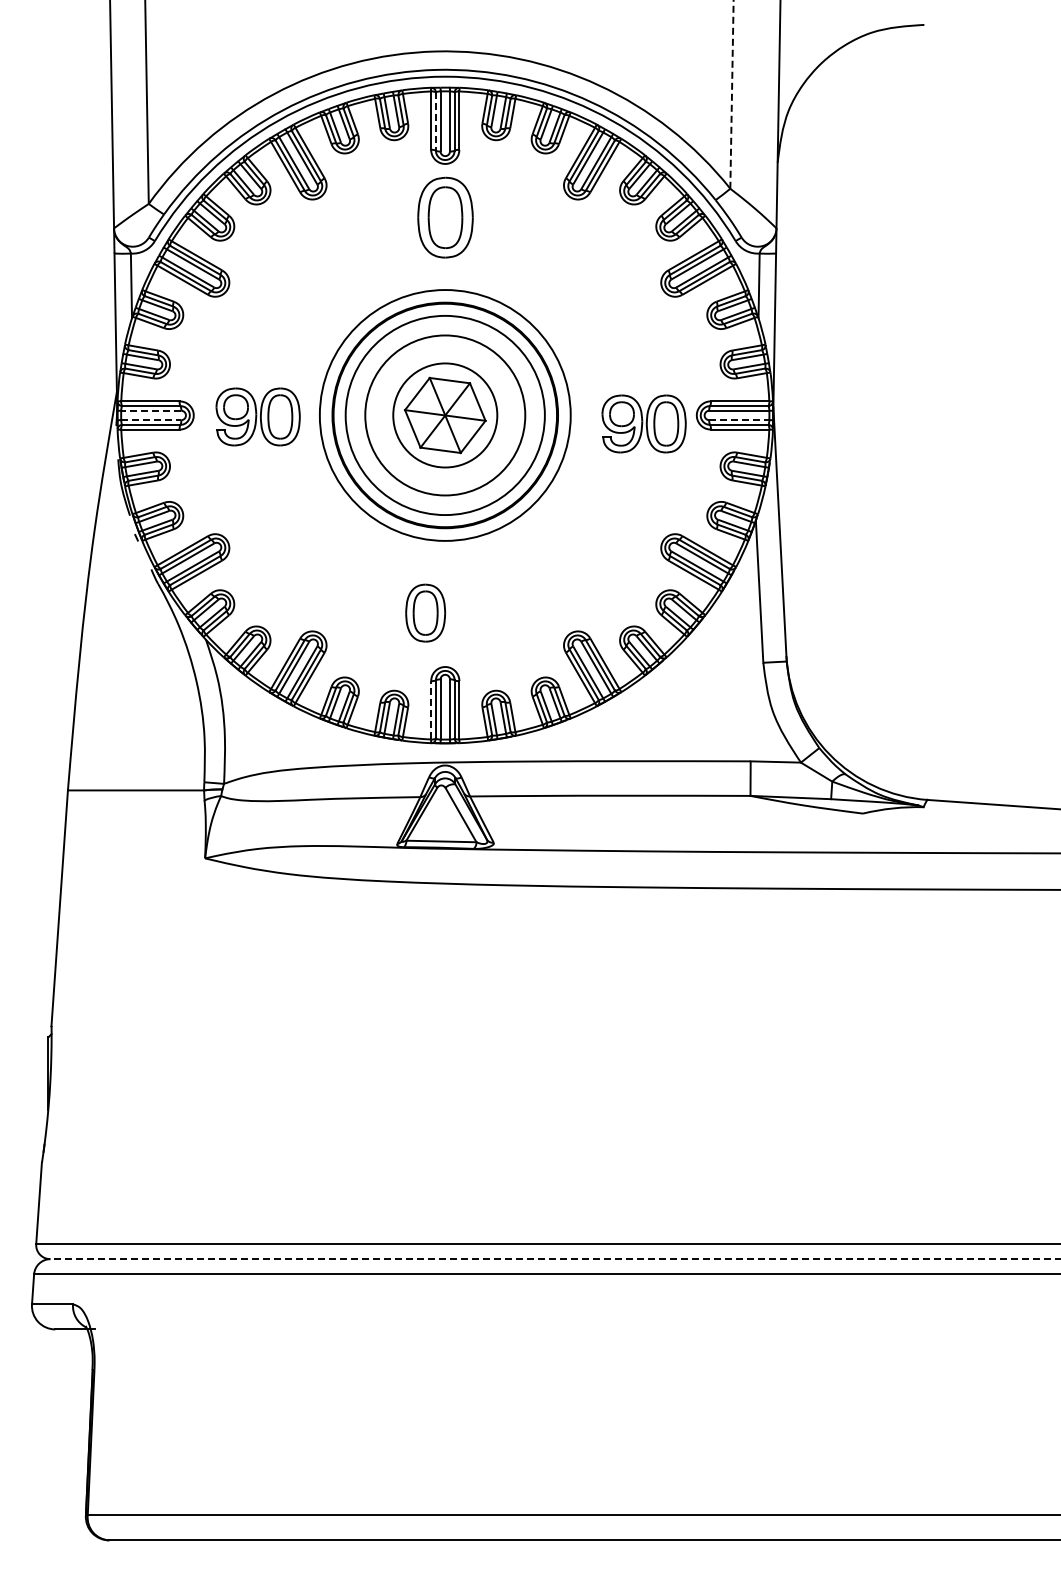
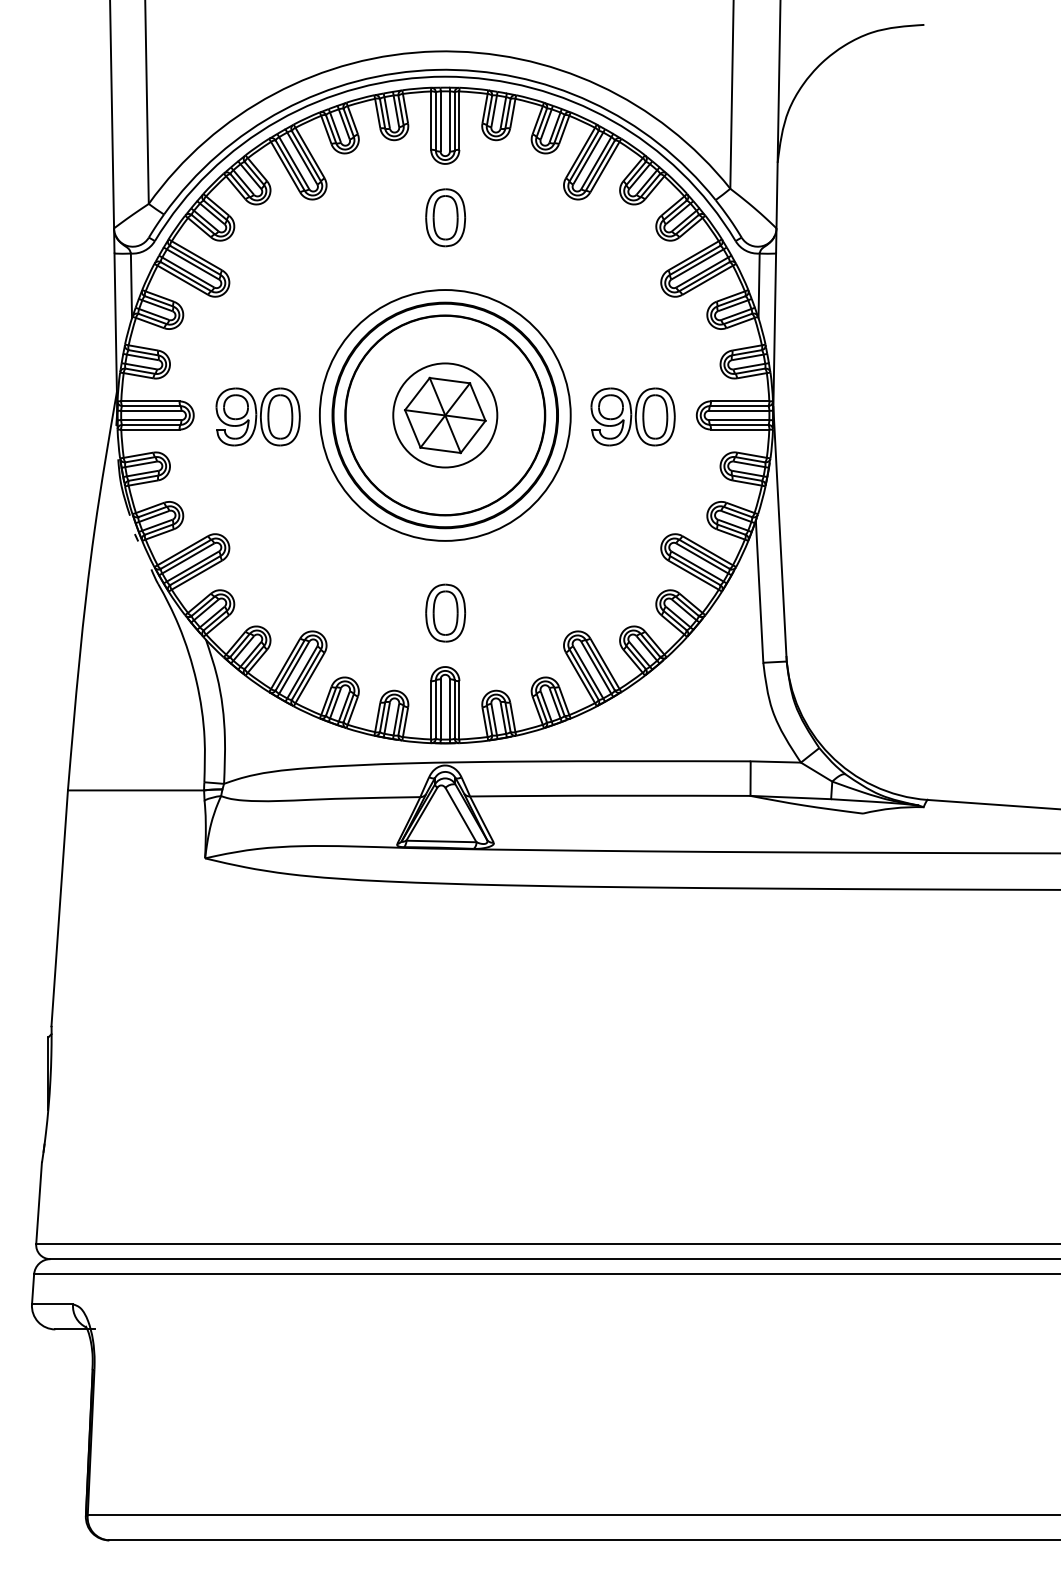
line: dashed -> solid (731, 94)
line: dashed -> solid (435, 122)
part size: 57x83 px -> 42x60 px (445, 217)
line: dashed -> solid (150, 410)
circle diameter: 160 px -> 200 px (445, 415)
line: dashed -> solid (151, 420)
line: dashed -> solid (739, 420)
part position: (643, 423) -> (632, 416) (632, 416)
part position: (425, 612) -> (445, 612) (445, 612)
line: dashed -> solid (431, 709)
line: dashed -> solid (555, 1259)
